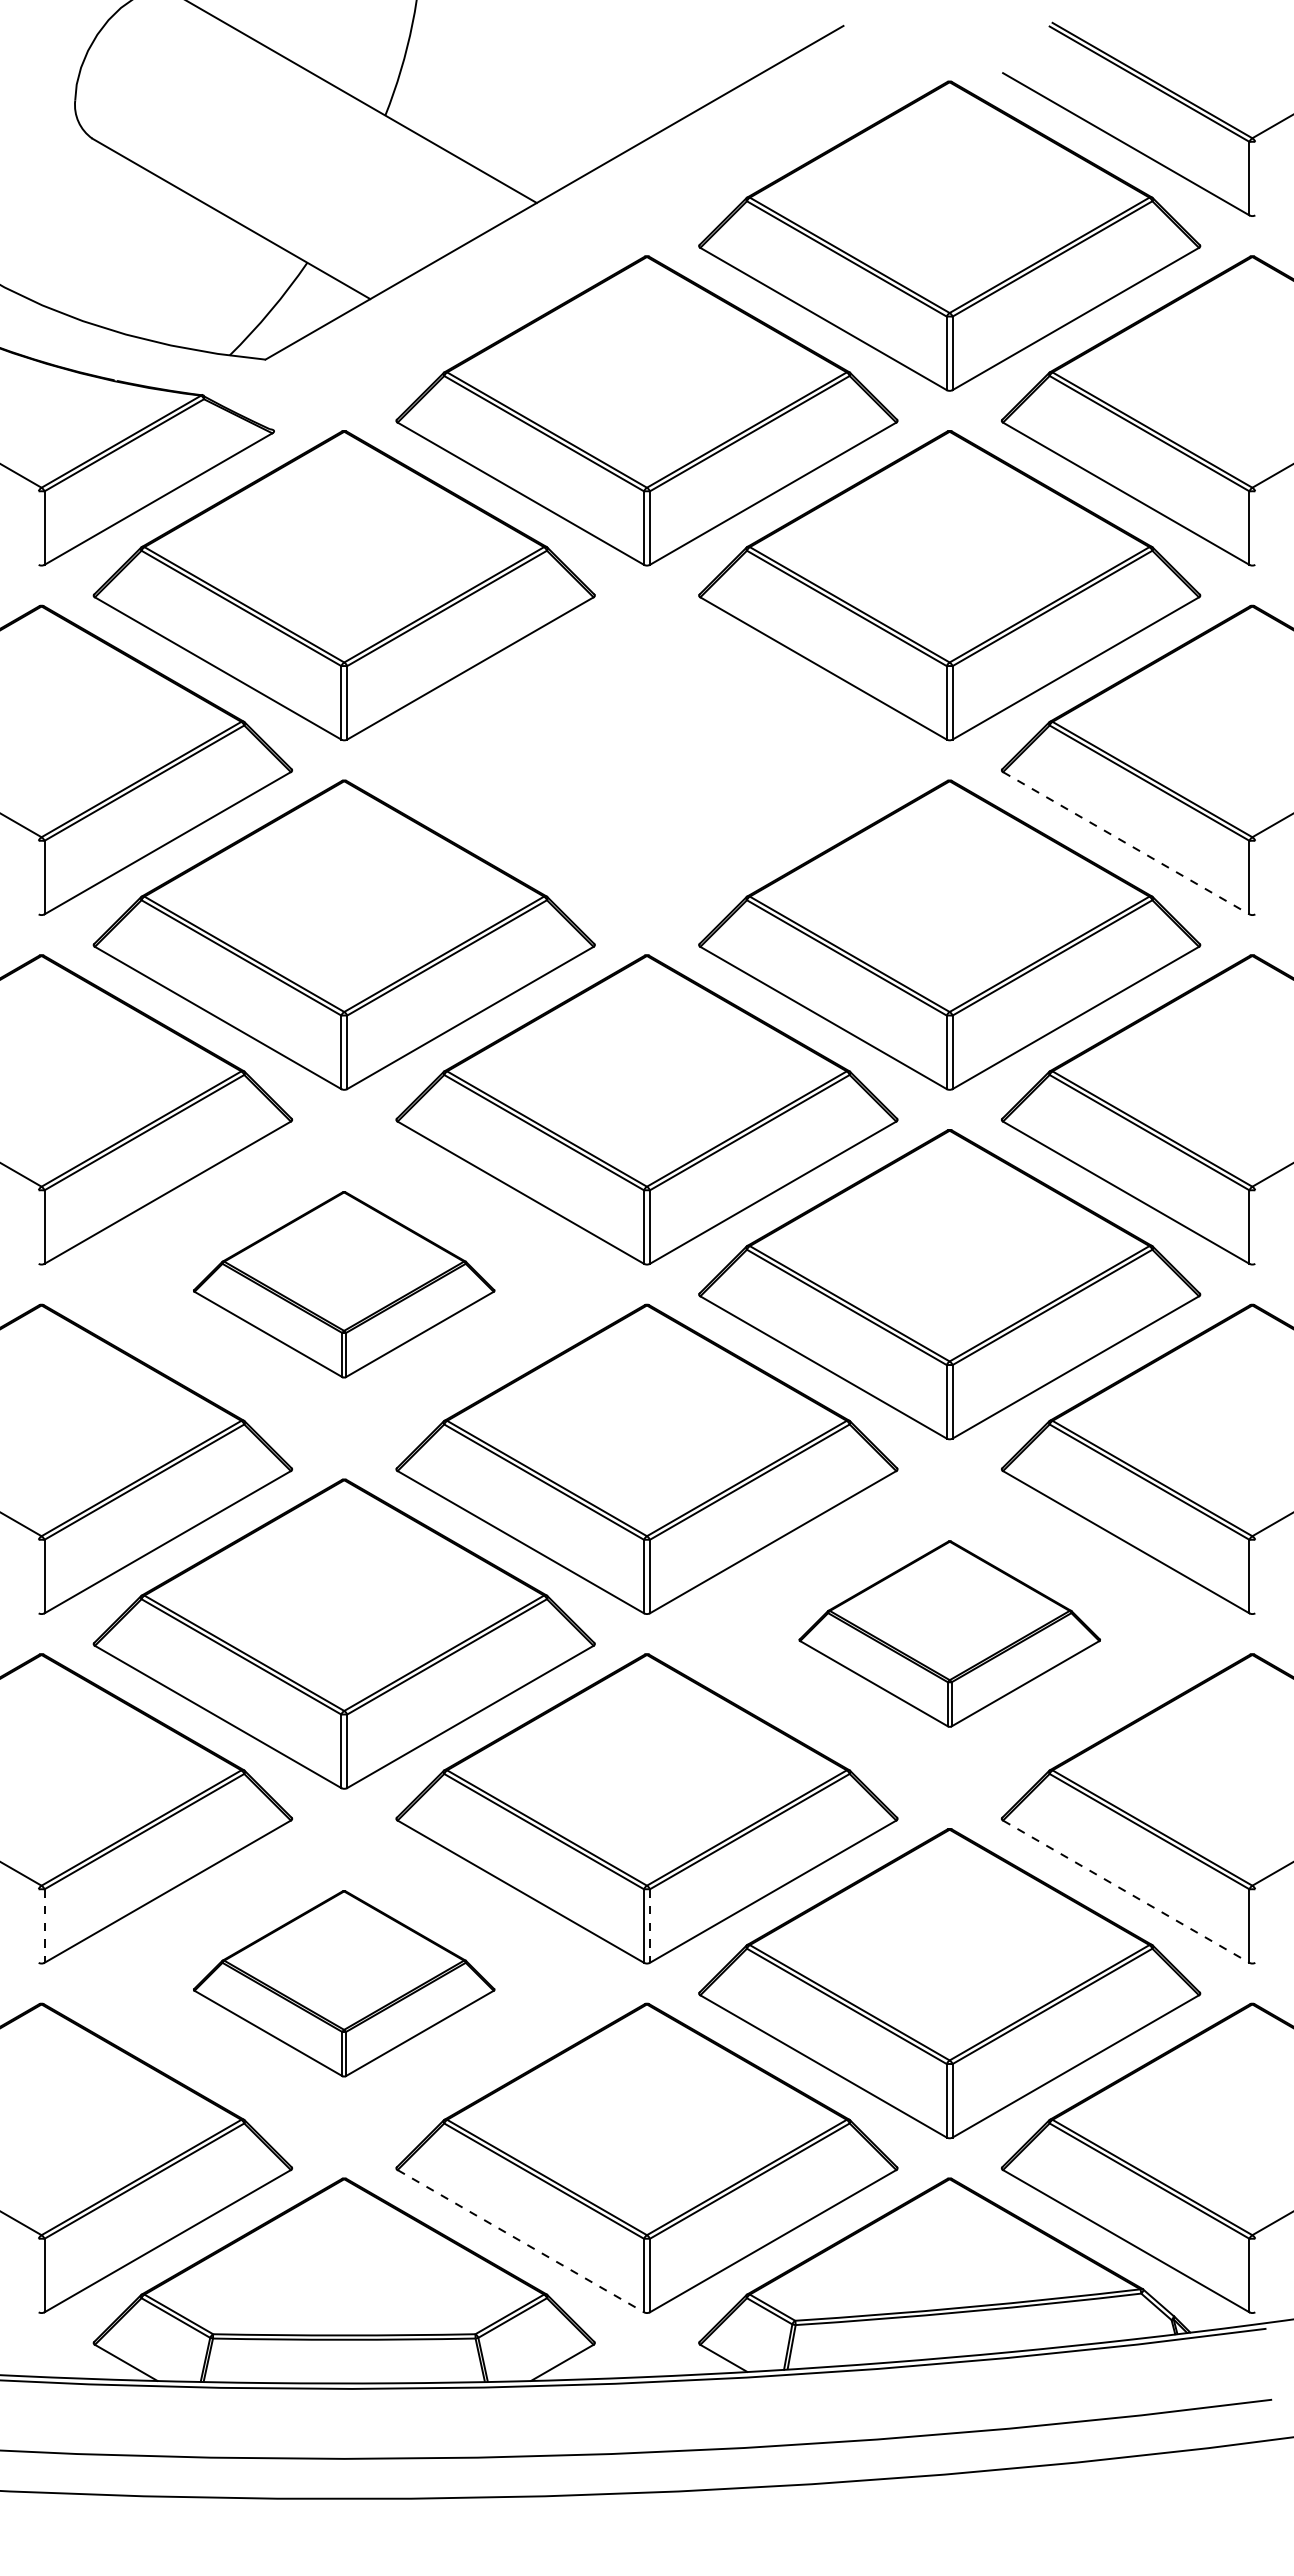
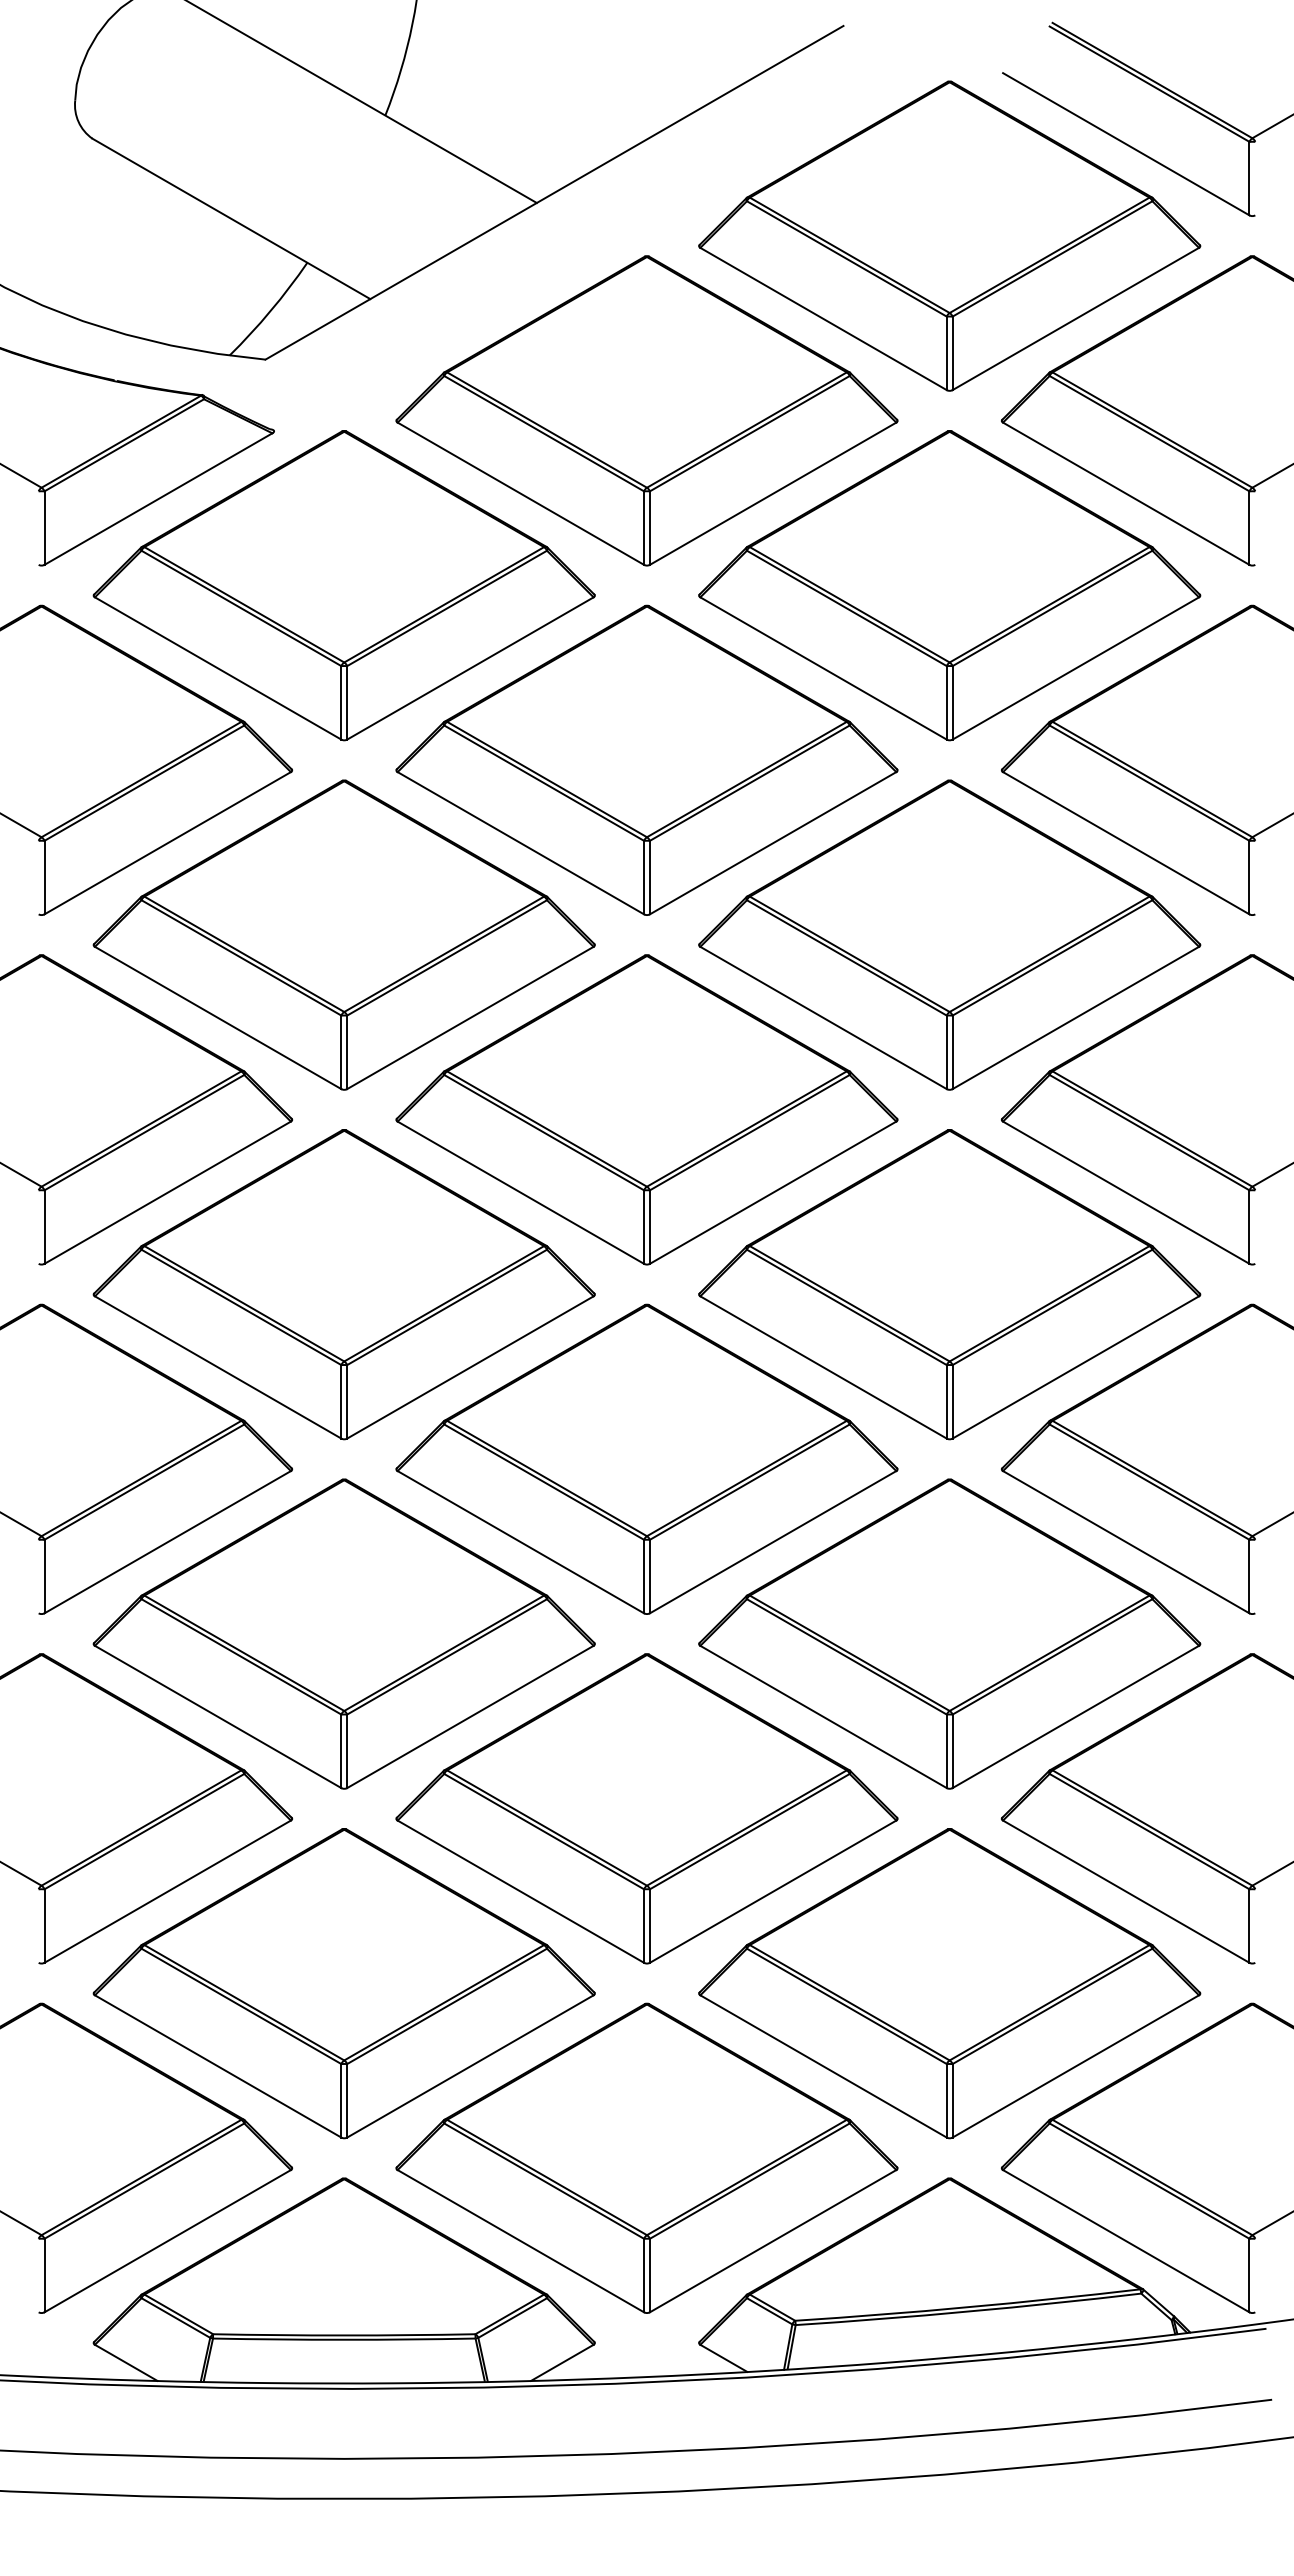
part: none -> present (646, 759)
line: dashed -> solid (1126, 843)
part size: 303x188 px -> 504x312 px (343, 1284)
part size: 303x188 px -> 504x312 px (949, 1633)
line: dashed -> solid (1126, 1891)
line: dashed -> solid (44, 1926)
line: dashed -> solid (649, 1926)
part size: 303x188 px -> 504x312 px (343, 1983)
line: dashed -> solid (521, 2241)
